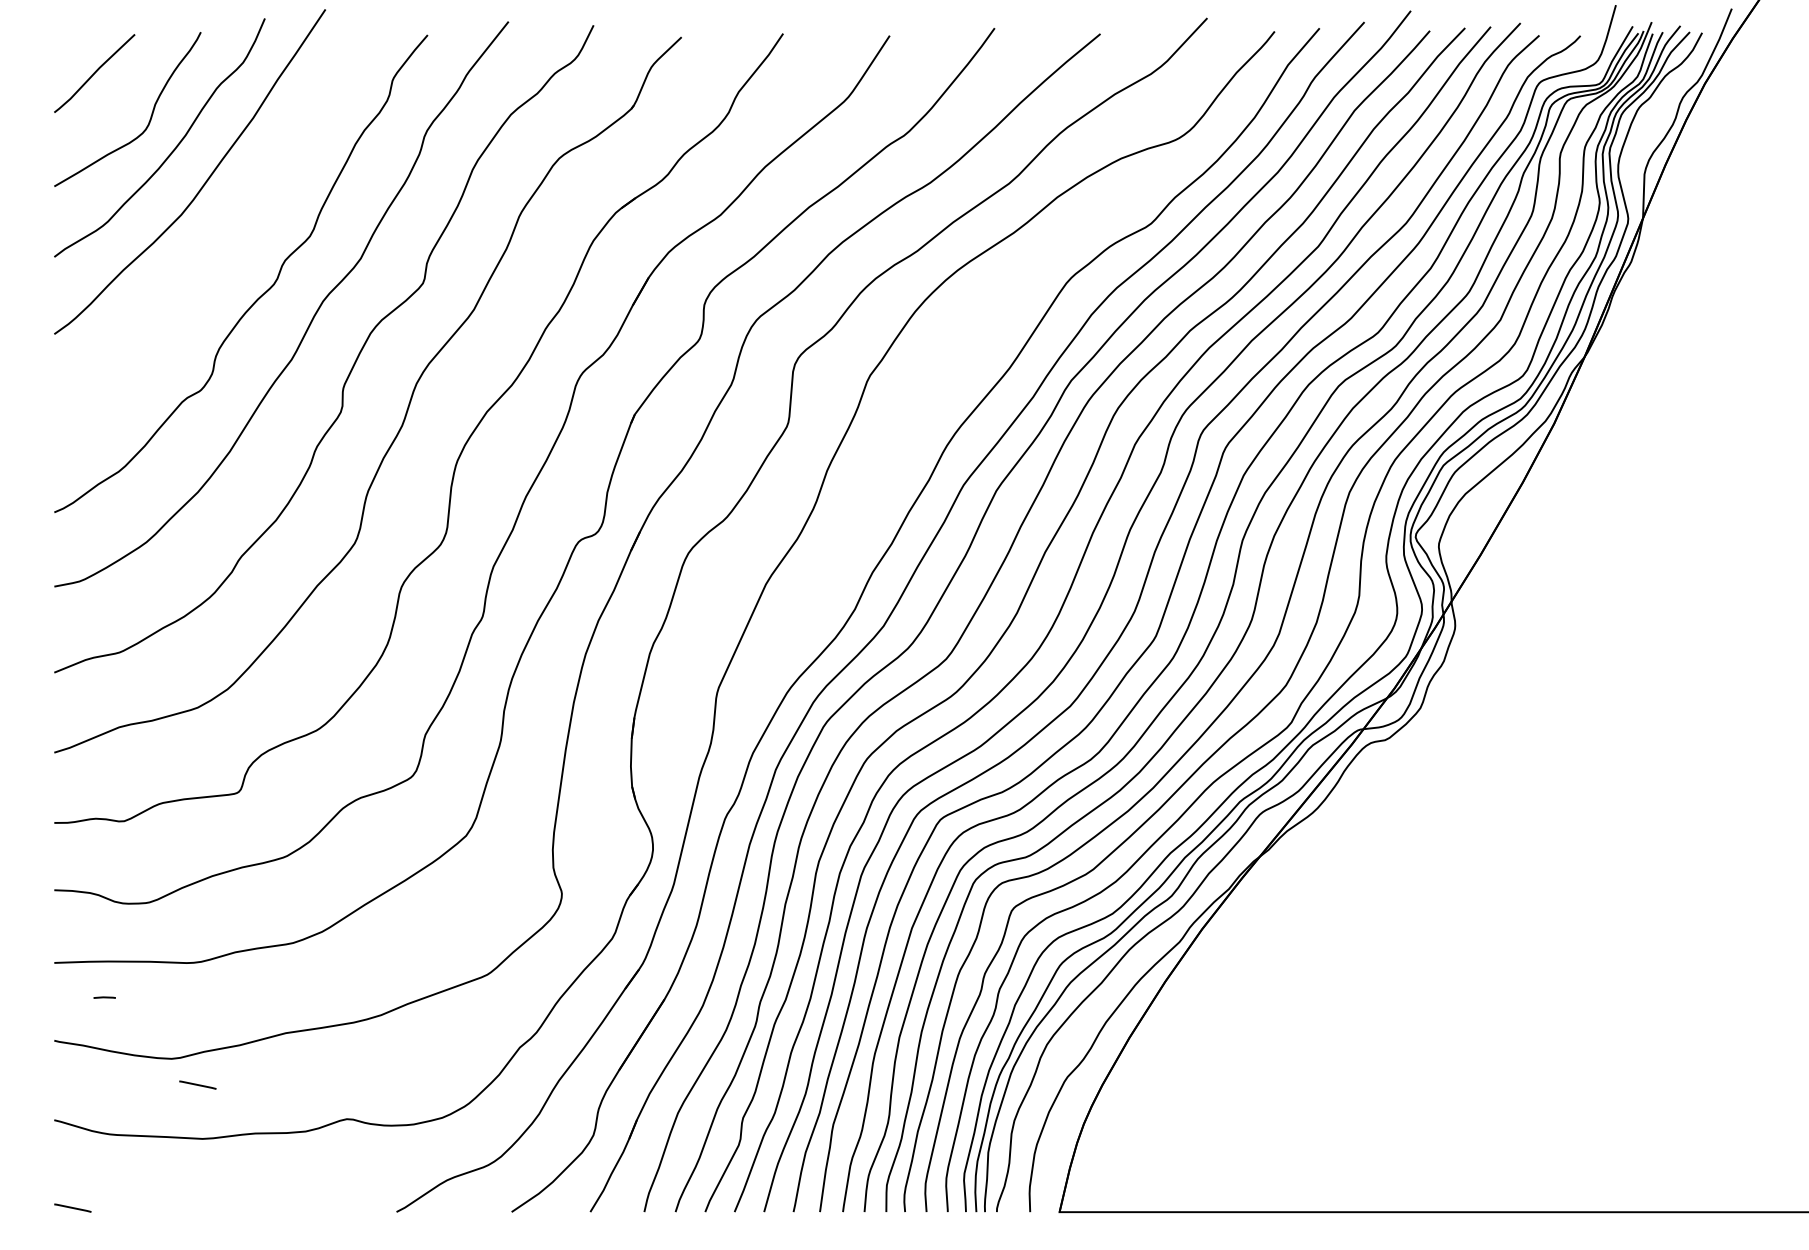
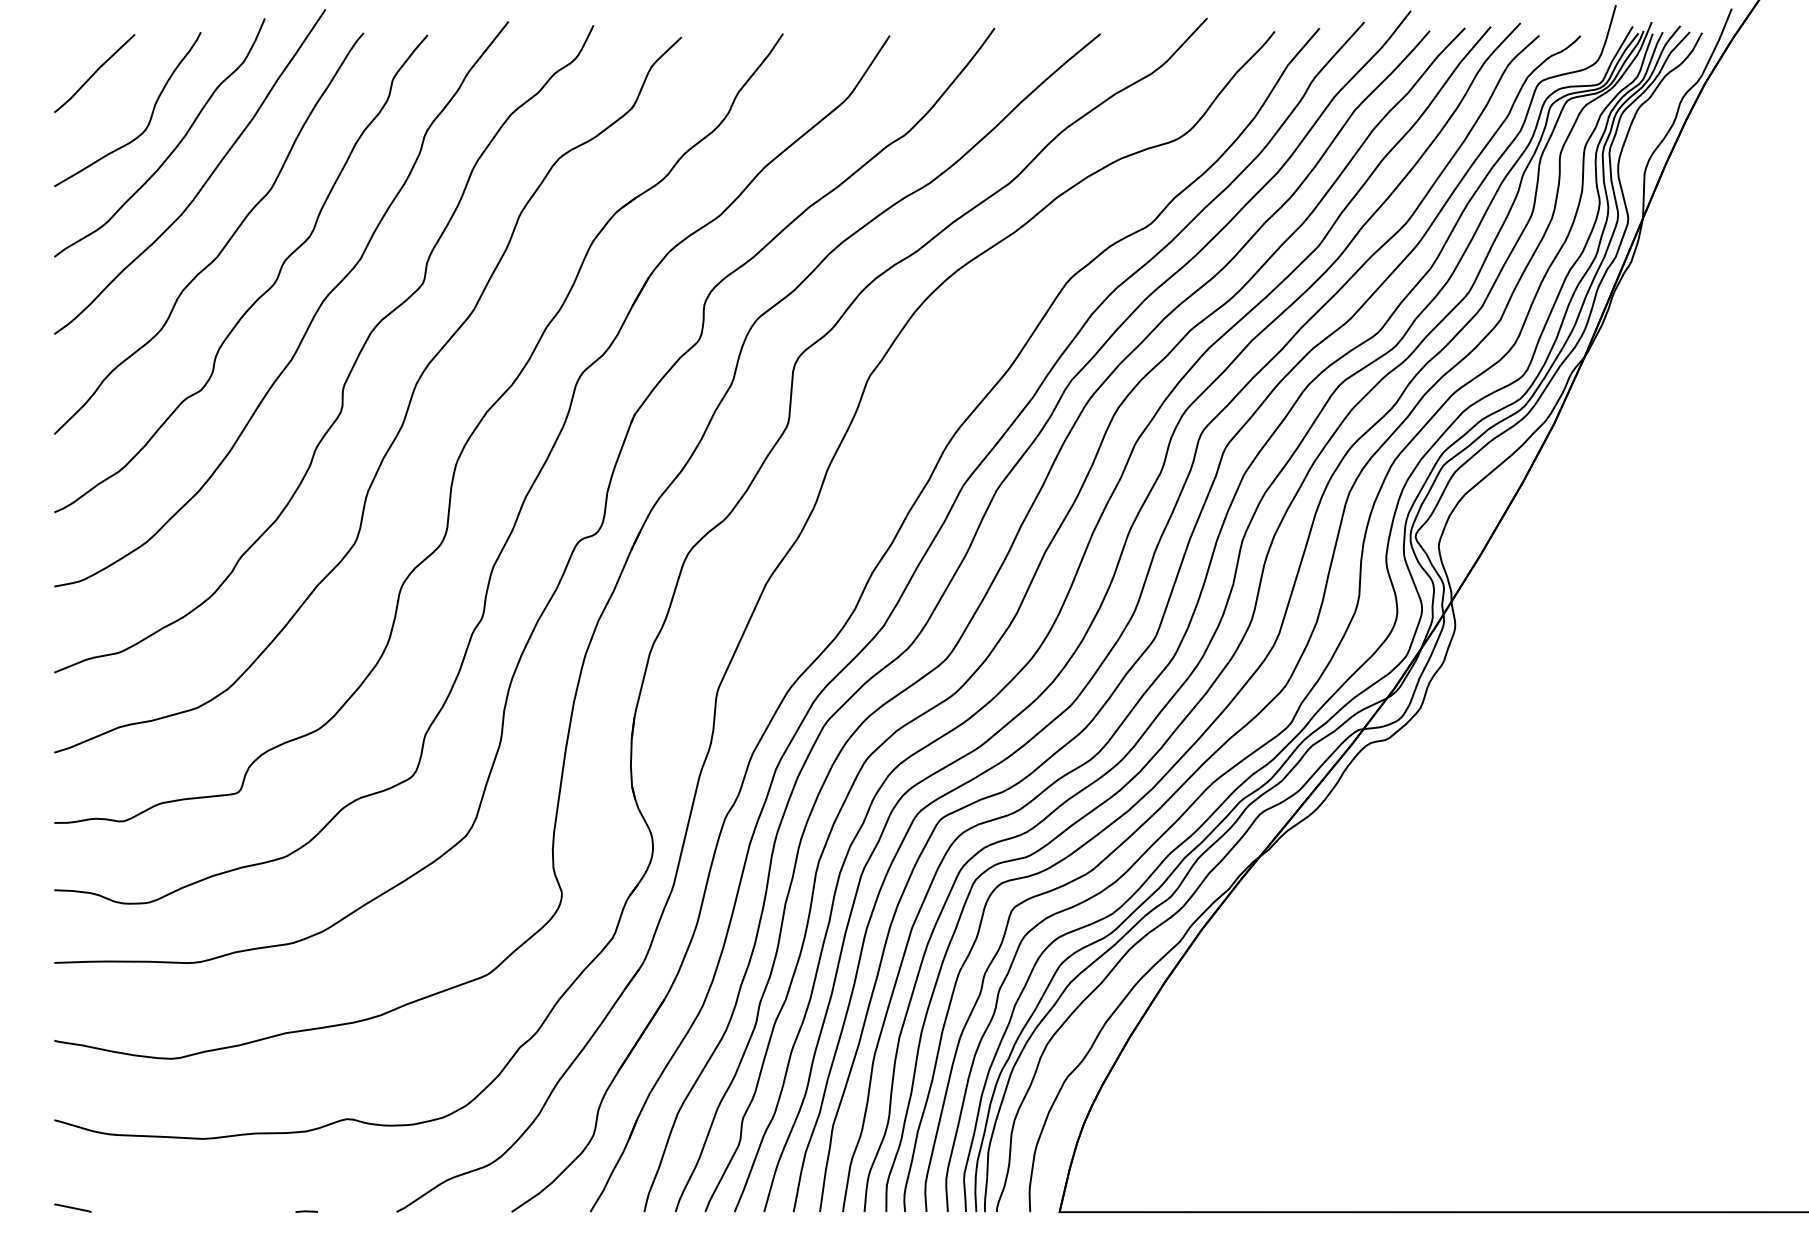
curve: none -> present (225, 243)
line position: (104, 997) -> (306, 1211) (306, 1211)
line: present -> none (197, 1084)
